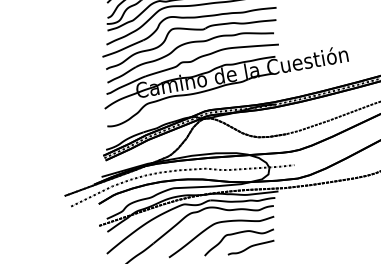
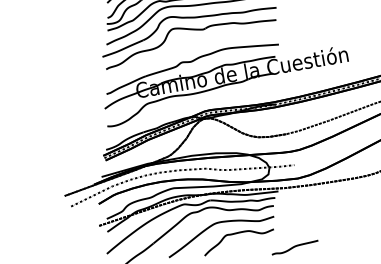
part: present -> none (187, 44)
curve position: (250, 247) -> (294, 247) (294, 247)
